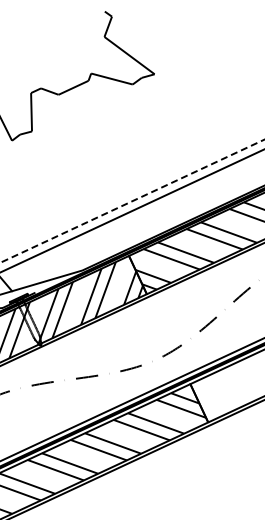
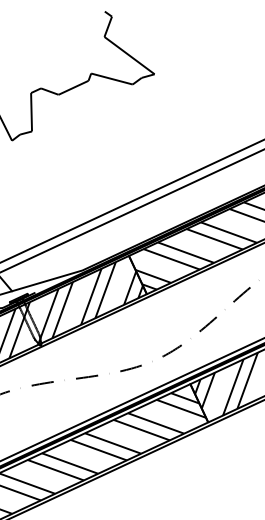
line: dashed -> solid (132, 201)
hatch: none -> present (226, 383)
